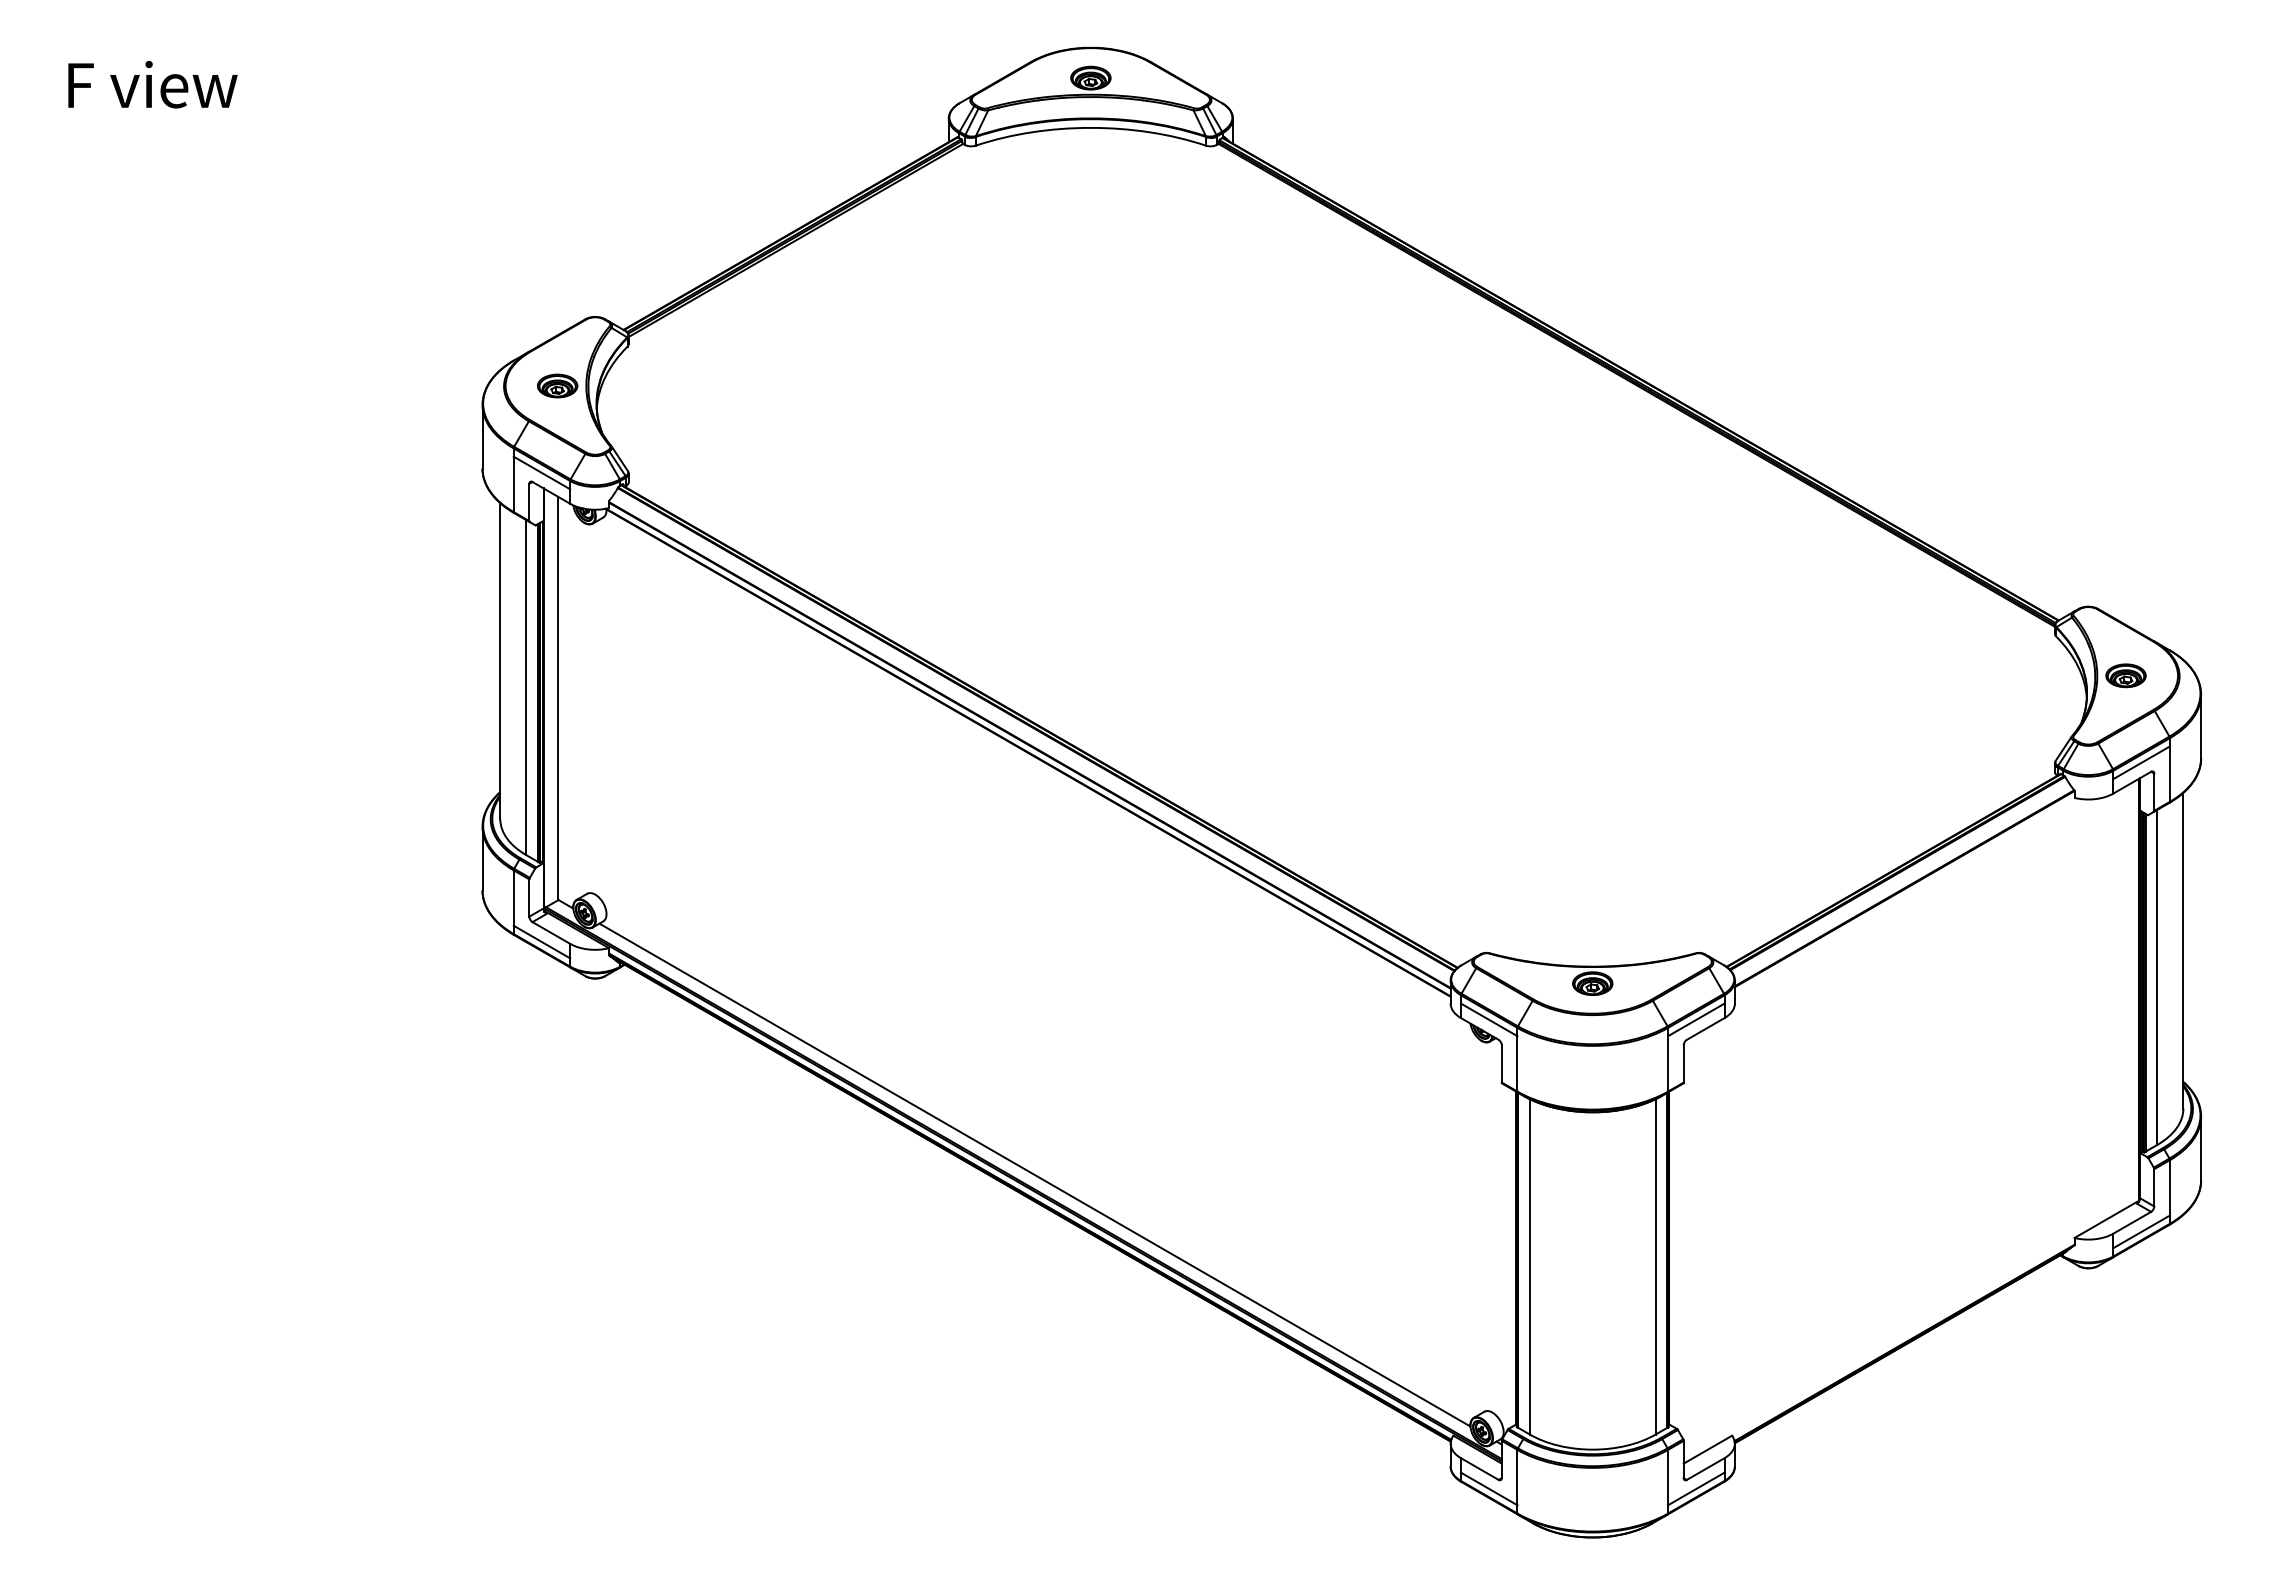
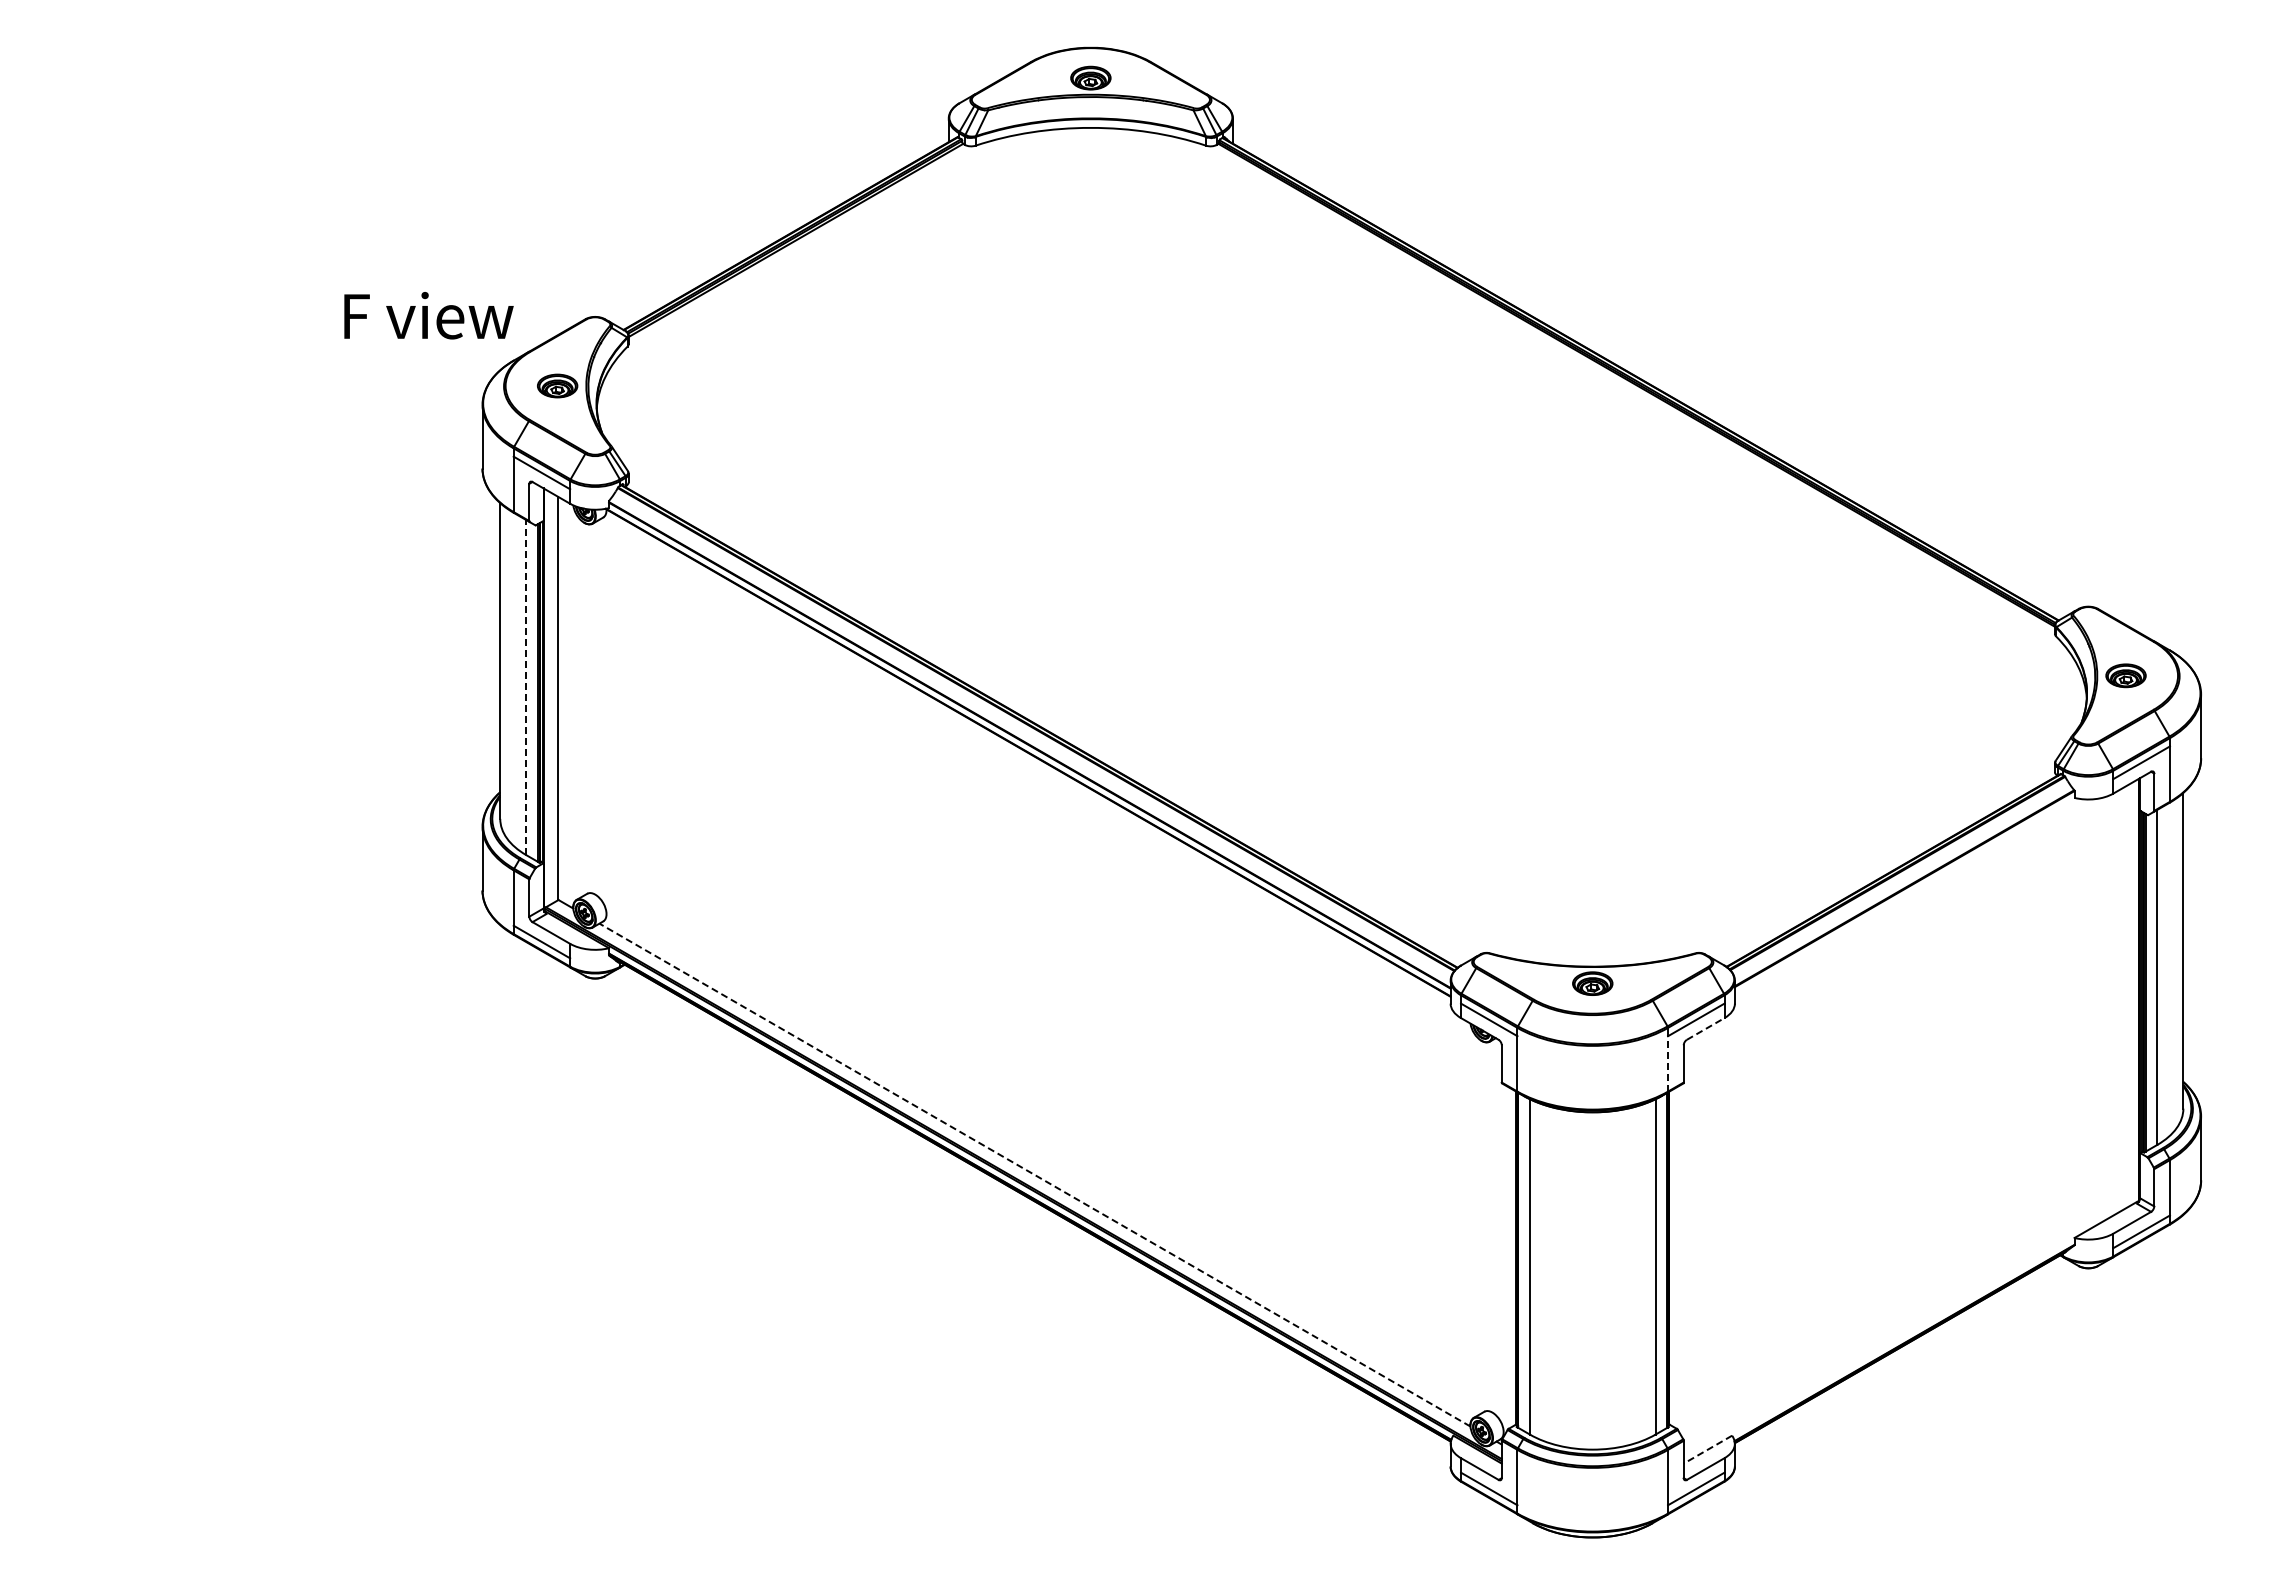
text position: (152, 84) -> (428, 315) (428, 315)
line: solid -> dashed (526, 687)
line: solid -> dashed (1705, 1028)
line: solid -> dashed (1668, 1063)
line: solid -> dashed (1034, 1175)
line: solid -> dashed (1707, 1449)
